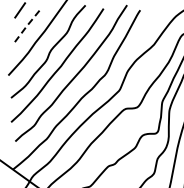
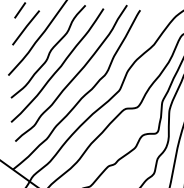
line: dashed -> solid (26, 27)
